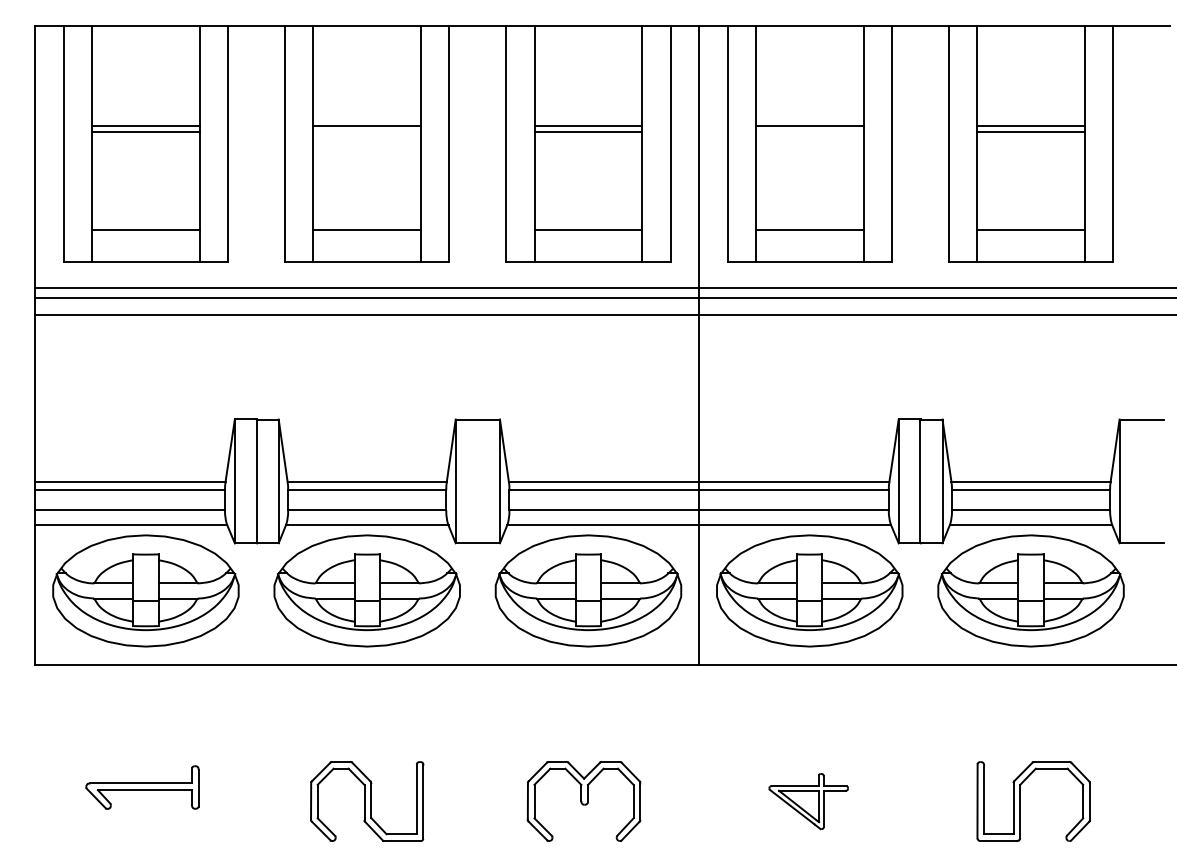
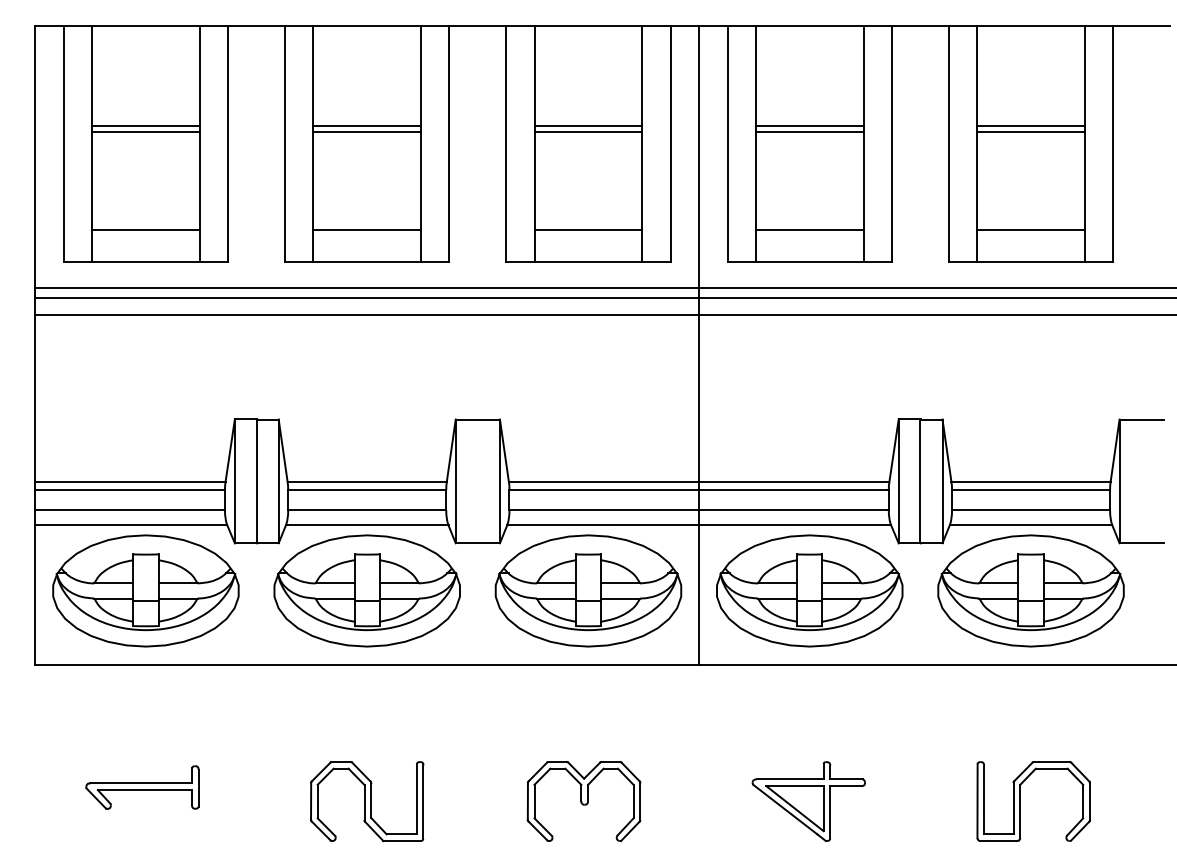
line: none -> present (366, 131)
line: none -> present (809, 131)
part size: 81x58 px -> 115x81 px (808, 801)
